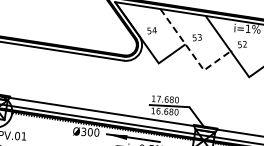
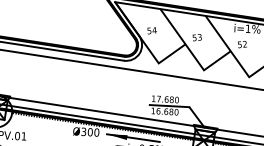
line: dashed -> solid (192, 54)
line: none -> present (131, 69)
